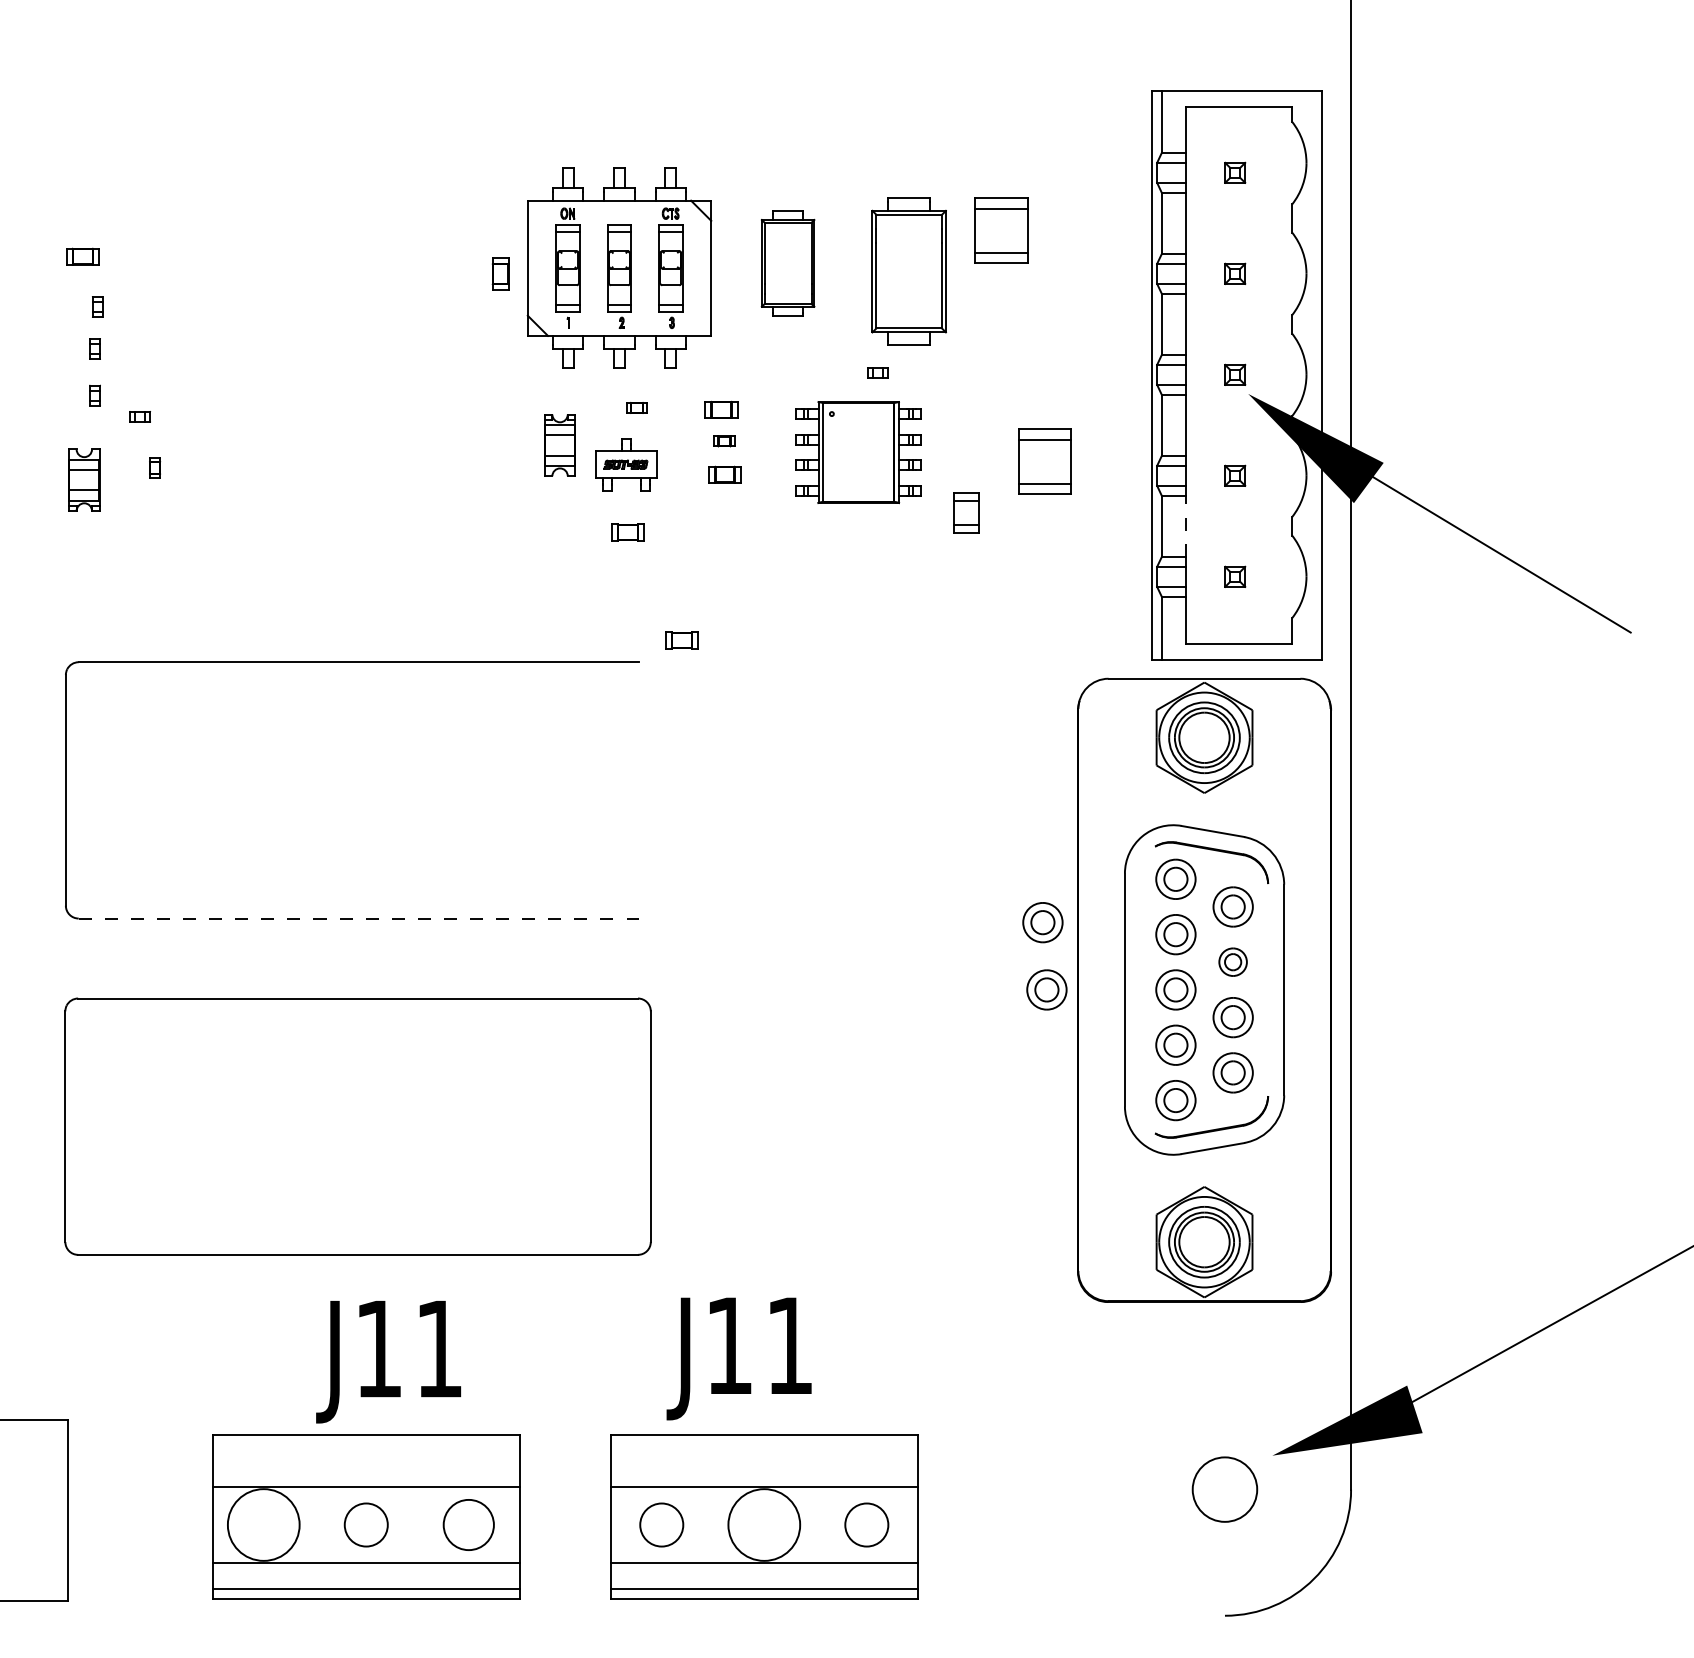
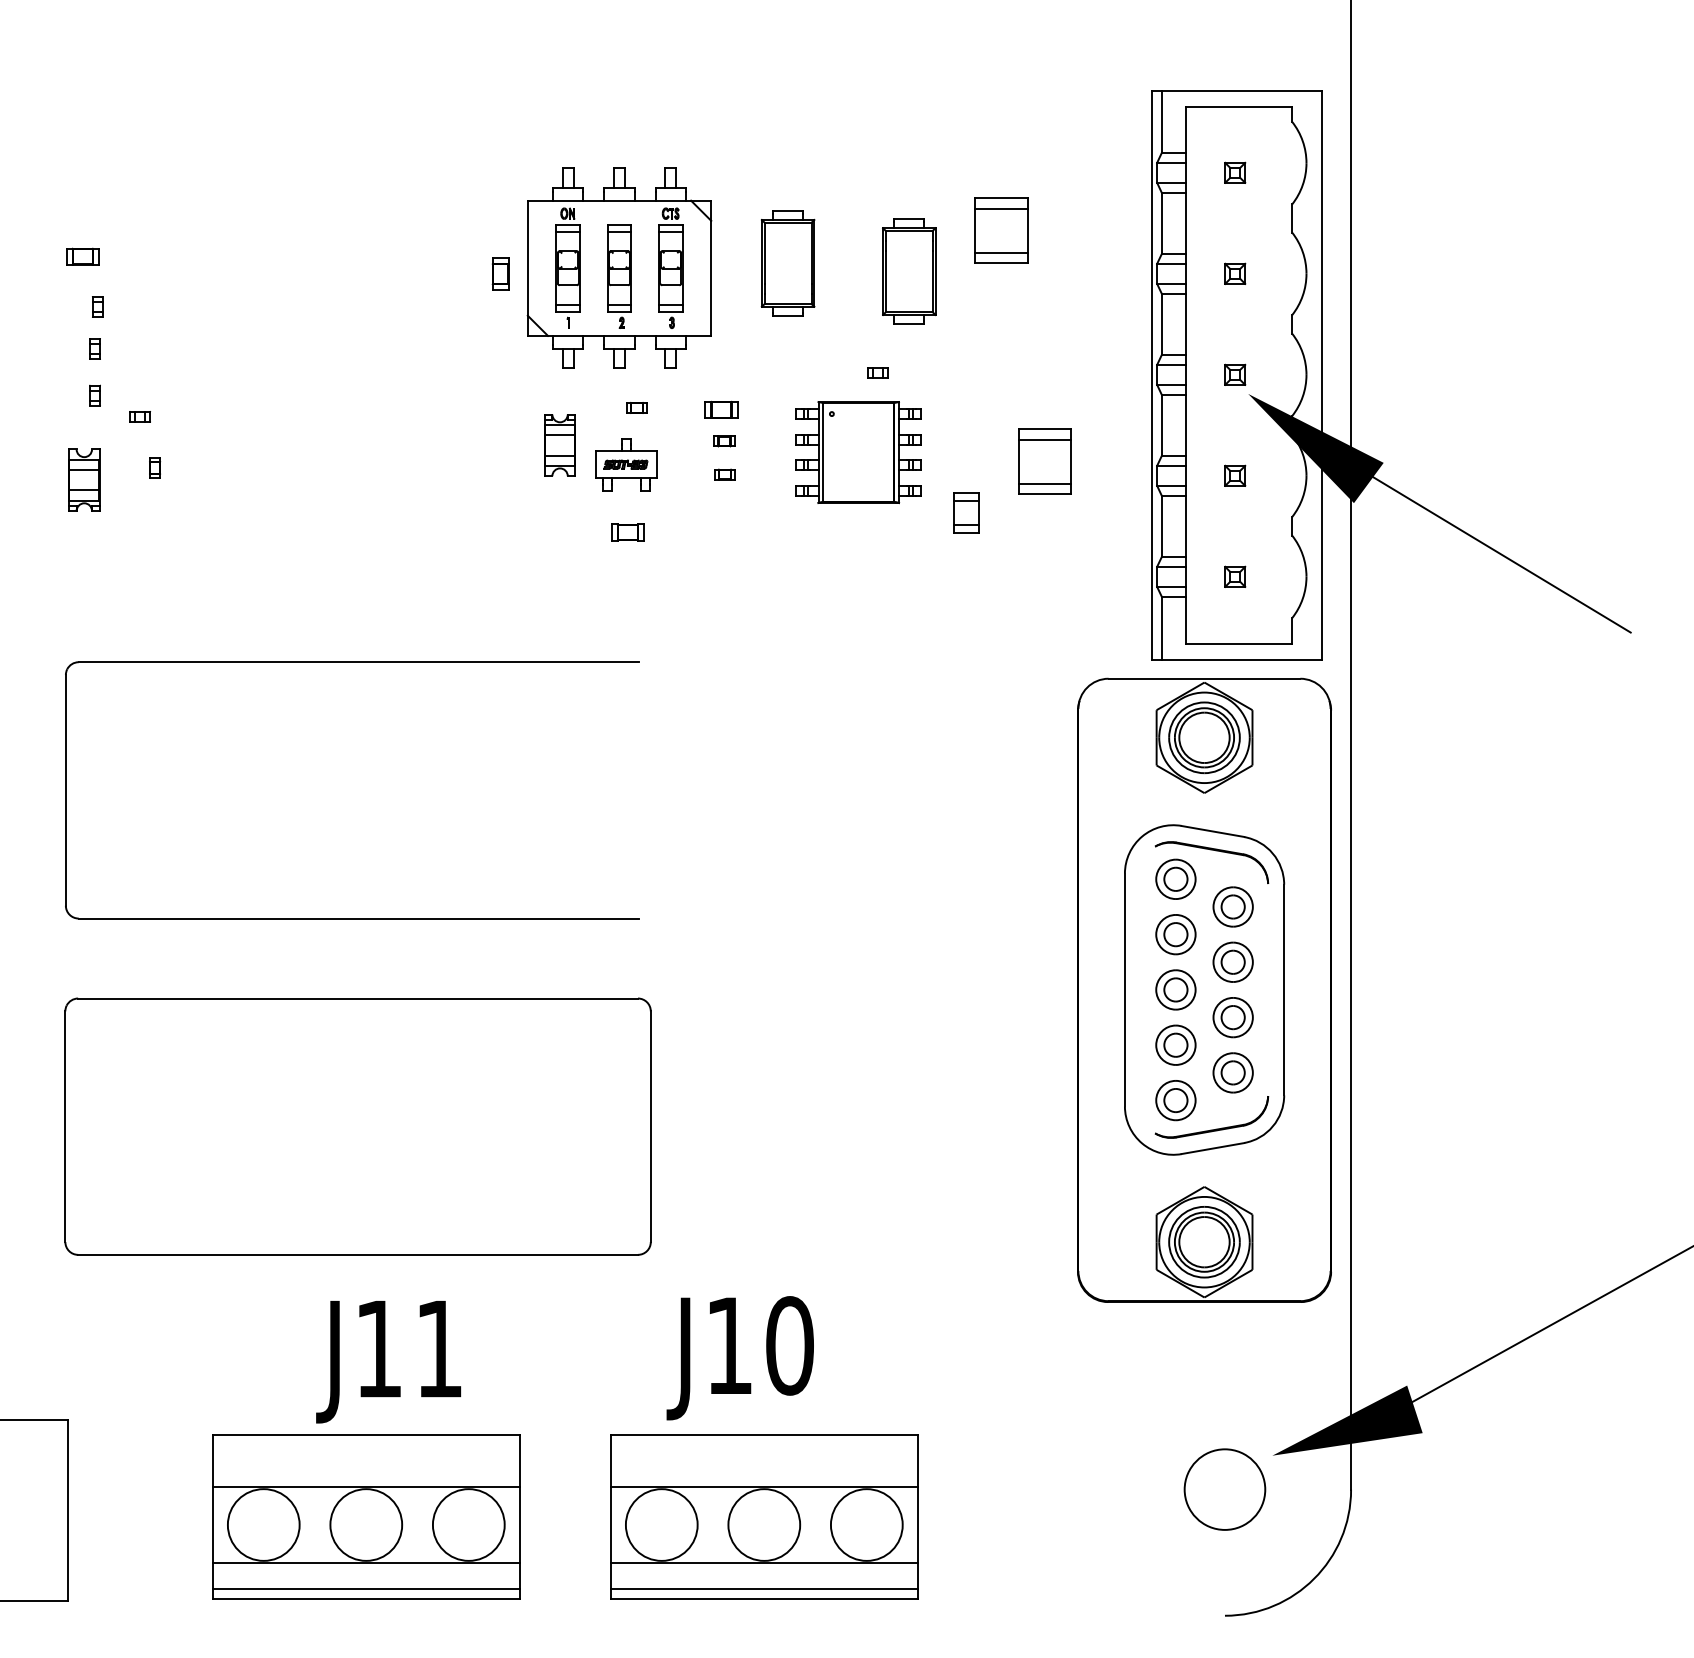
part size: 76x149 px -> 55x107 px (909, 271)
part size: 34x19 px -> 22x13 px (724, 474)
line: dashed -> solid (1185, 525)
part: present -> none (681, 640)
line: dashed -> solid (358, 918)
part: present -> none (1042, 922)
part size: 30x30 px -> 42x42 px (1232, 961)
part: present -> none (1046, 989)
text: J11 -> J10 (789, 1345)
circle diameter: 64 px -> 81 px (1224, 1489)
circle diameter: 43 px -> 72 px (366, 1524)
circle diameter: 50 px -> 72 px (468, 1524)
circle diameter: 43 px -> 72 px (661, 1524)
circle diameter: 43 px -> 72 px (866, 1524)
